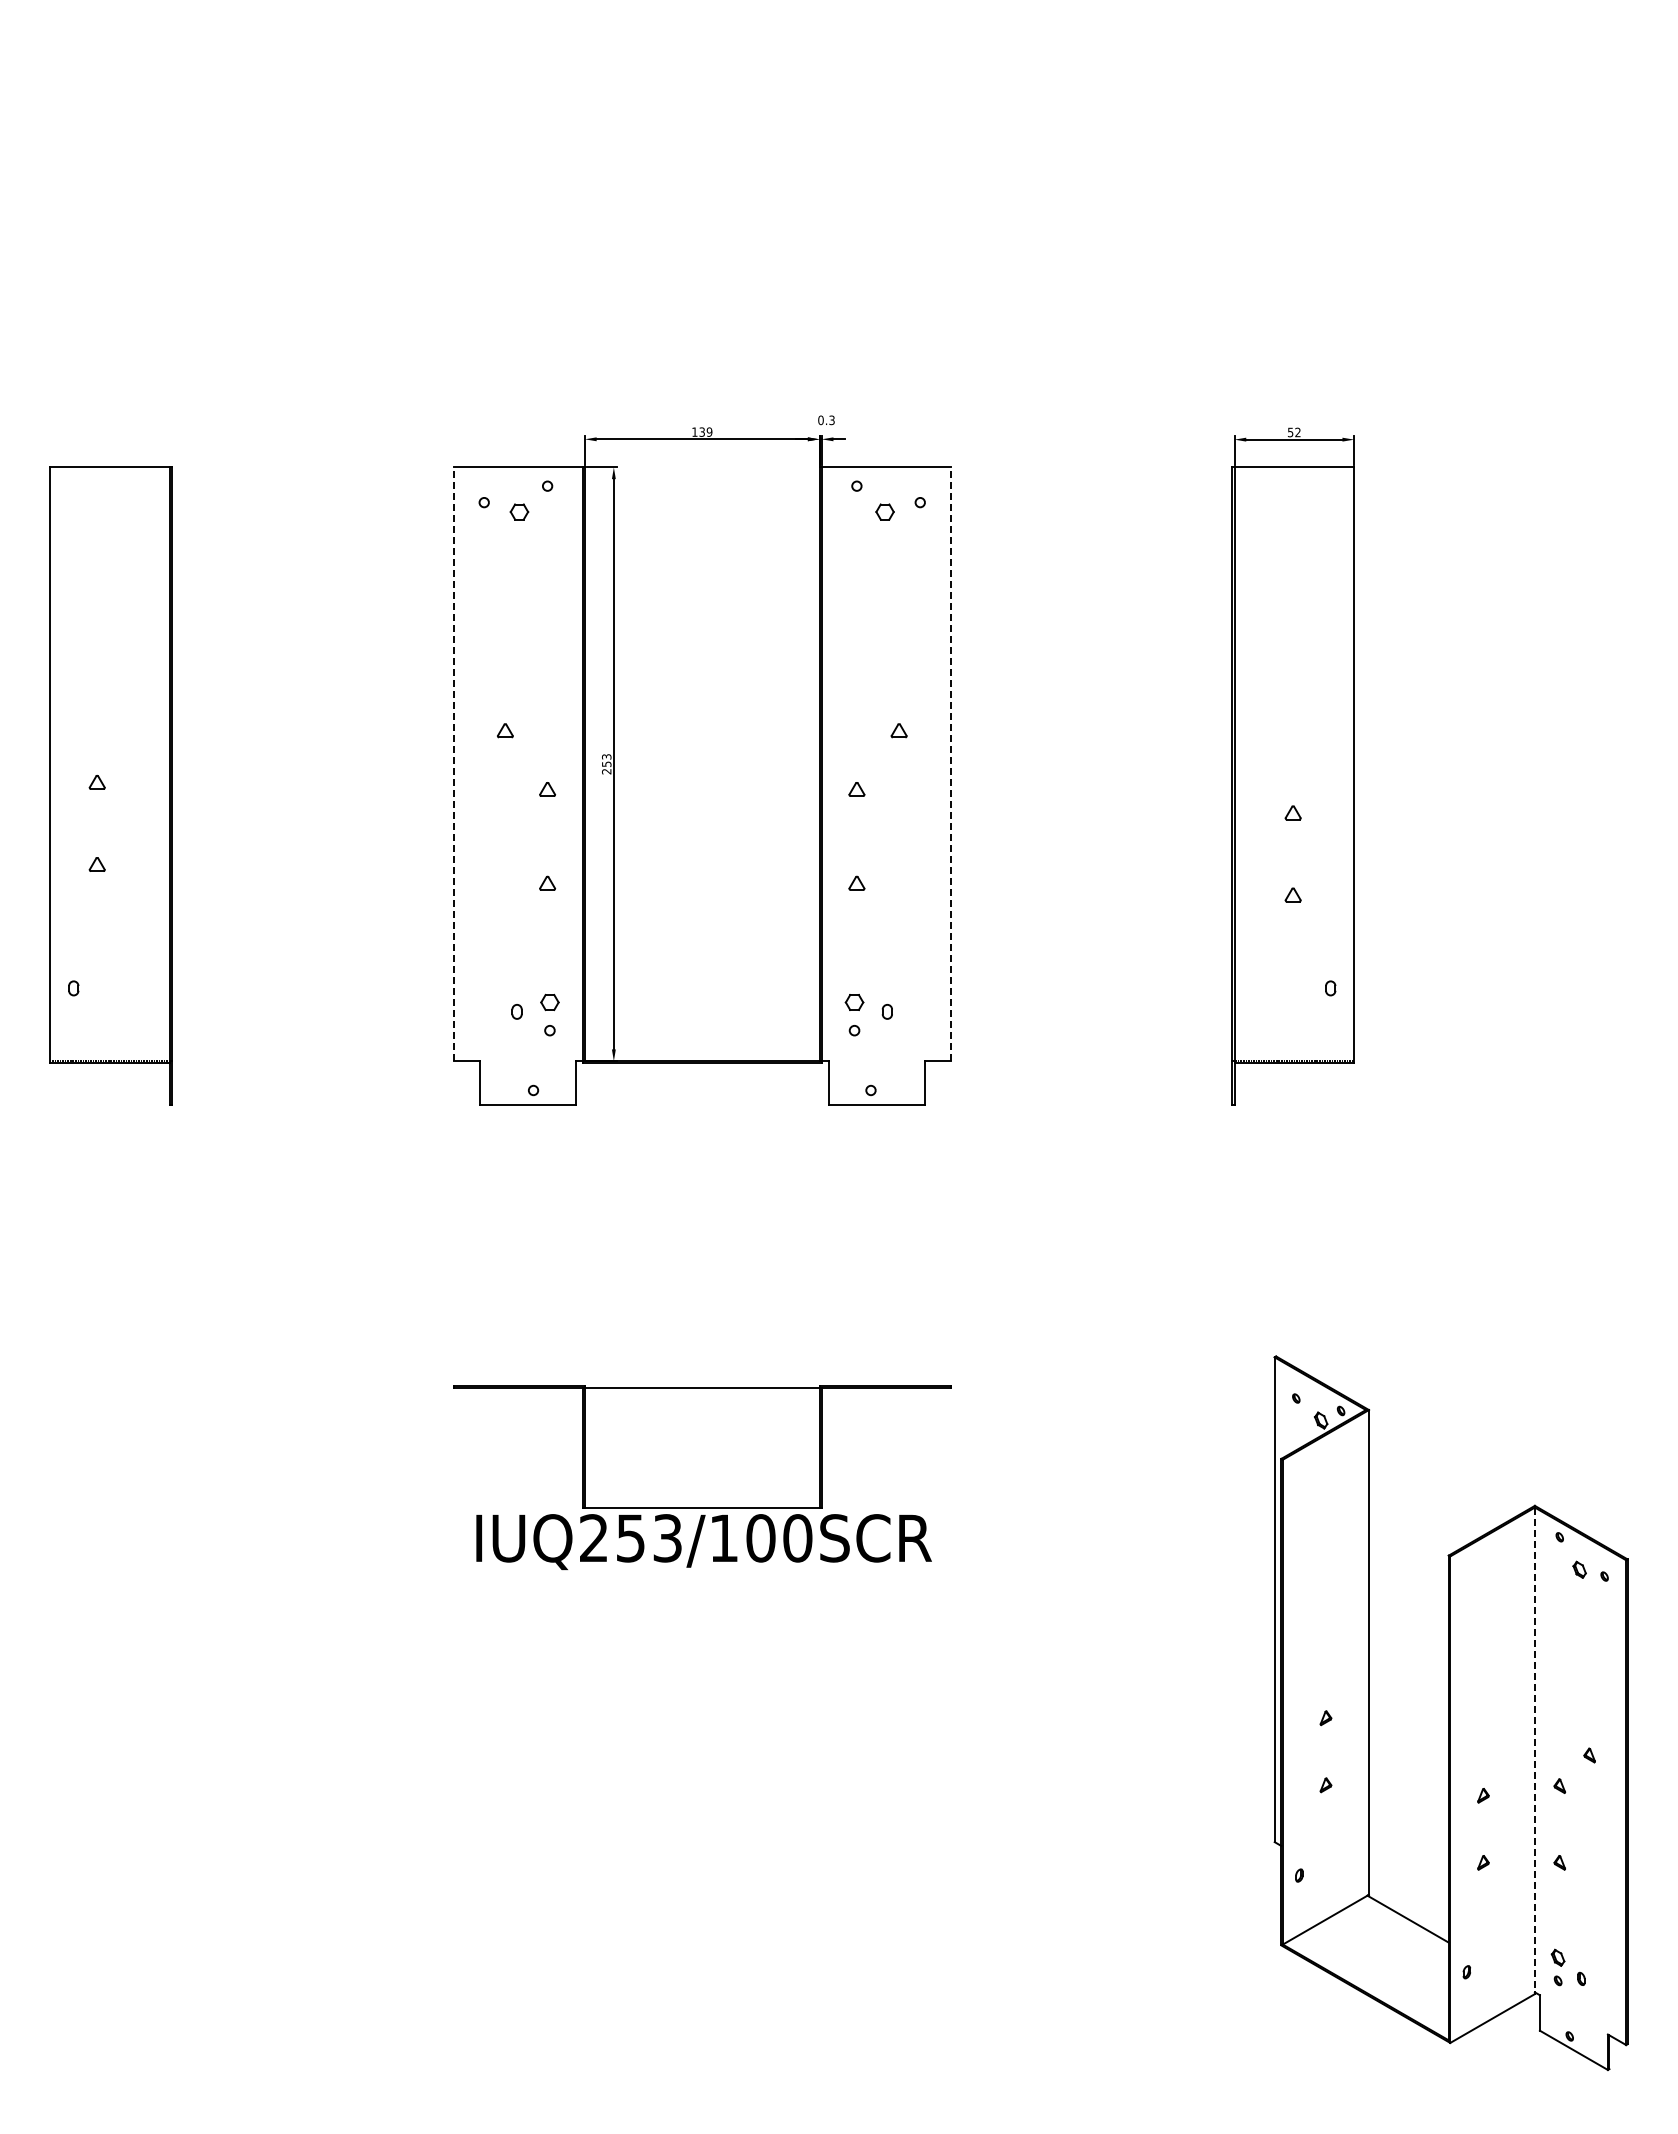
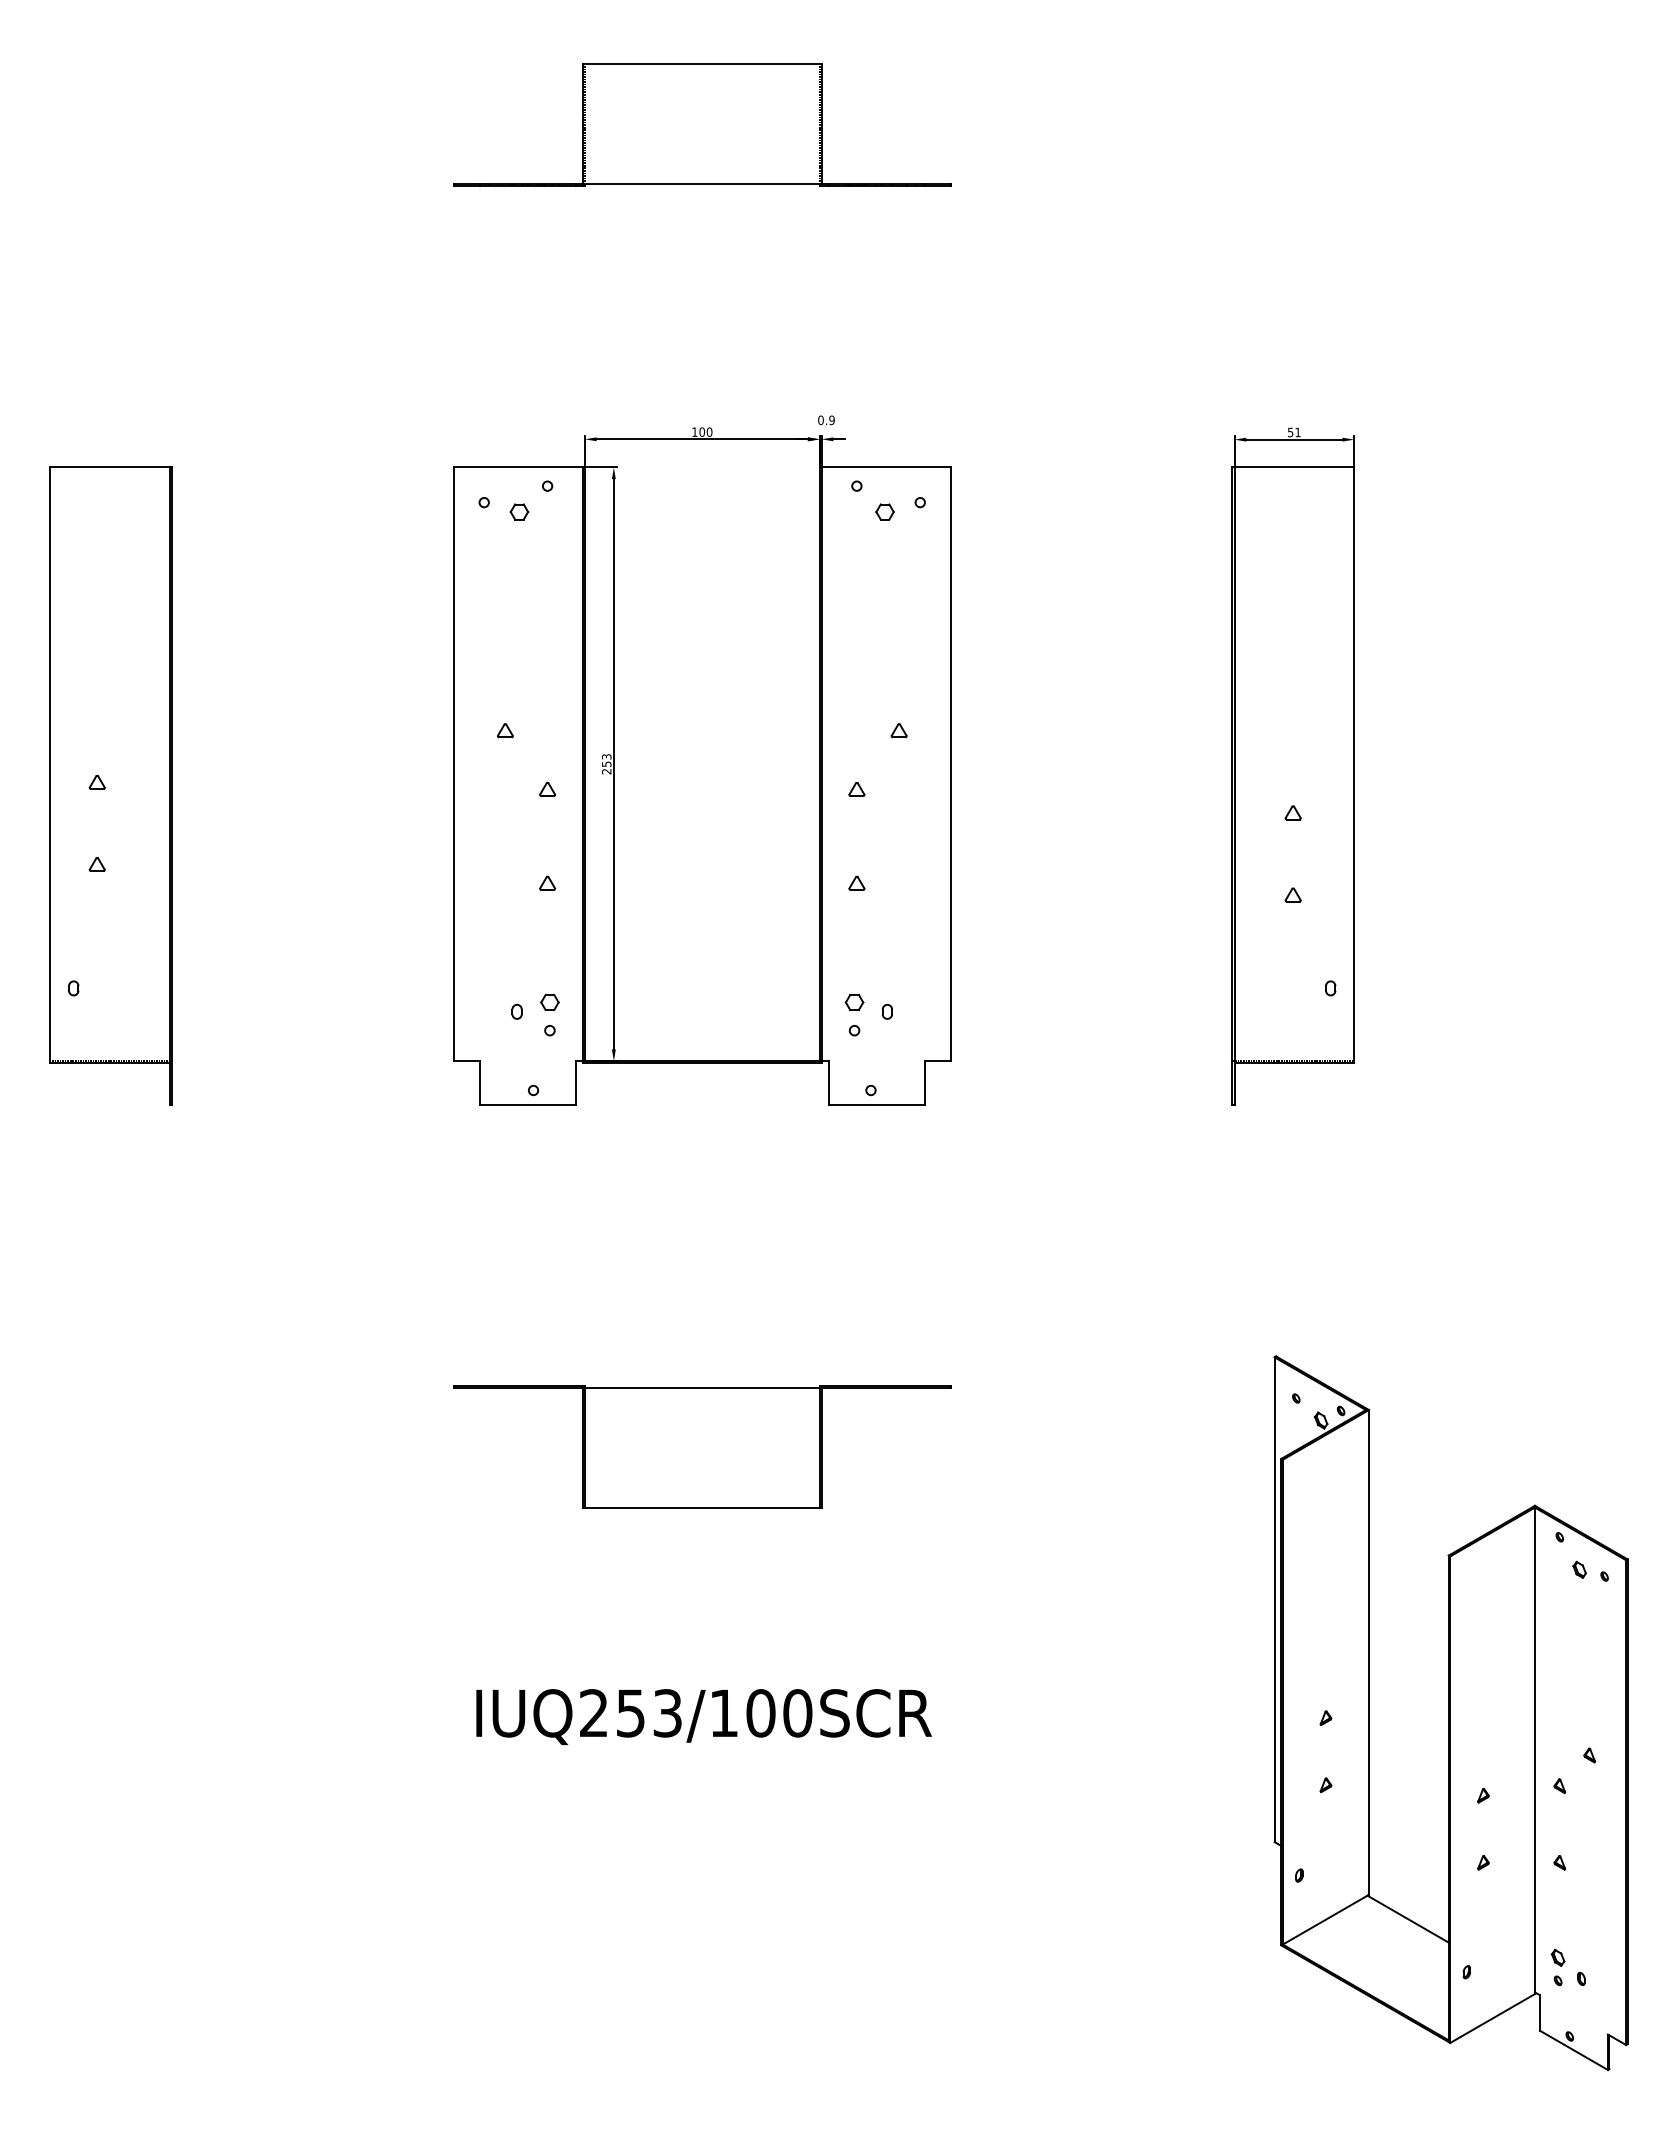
part: none -> present (702, 124)
text: 0.3 -> 0.9 (831, 419)
text: 139 -> 100 (705, 431)
text: 52 -> 51 (1297, 432)
line: dashed -> solid (453, 764)
line: dashed -> solid (950, 764)
text position: (703, 1541) -> (703, 1716) (703, 1716)
line: dashed -> solid (1534, 1750)
